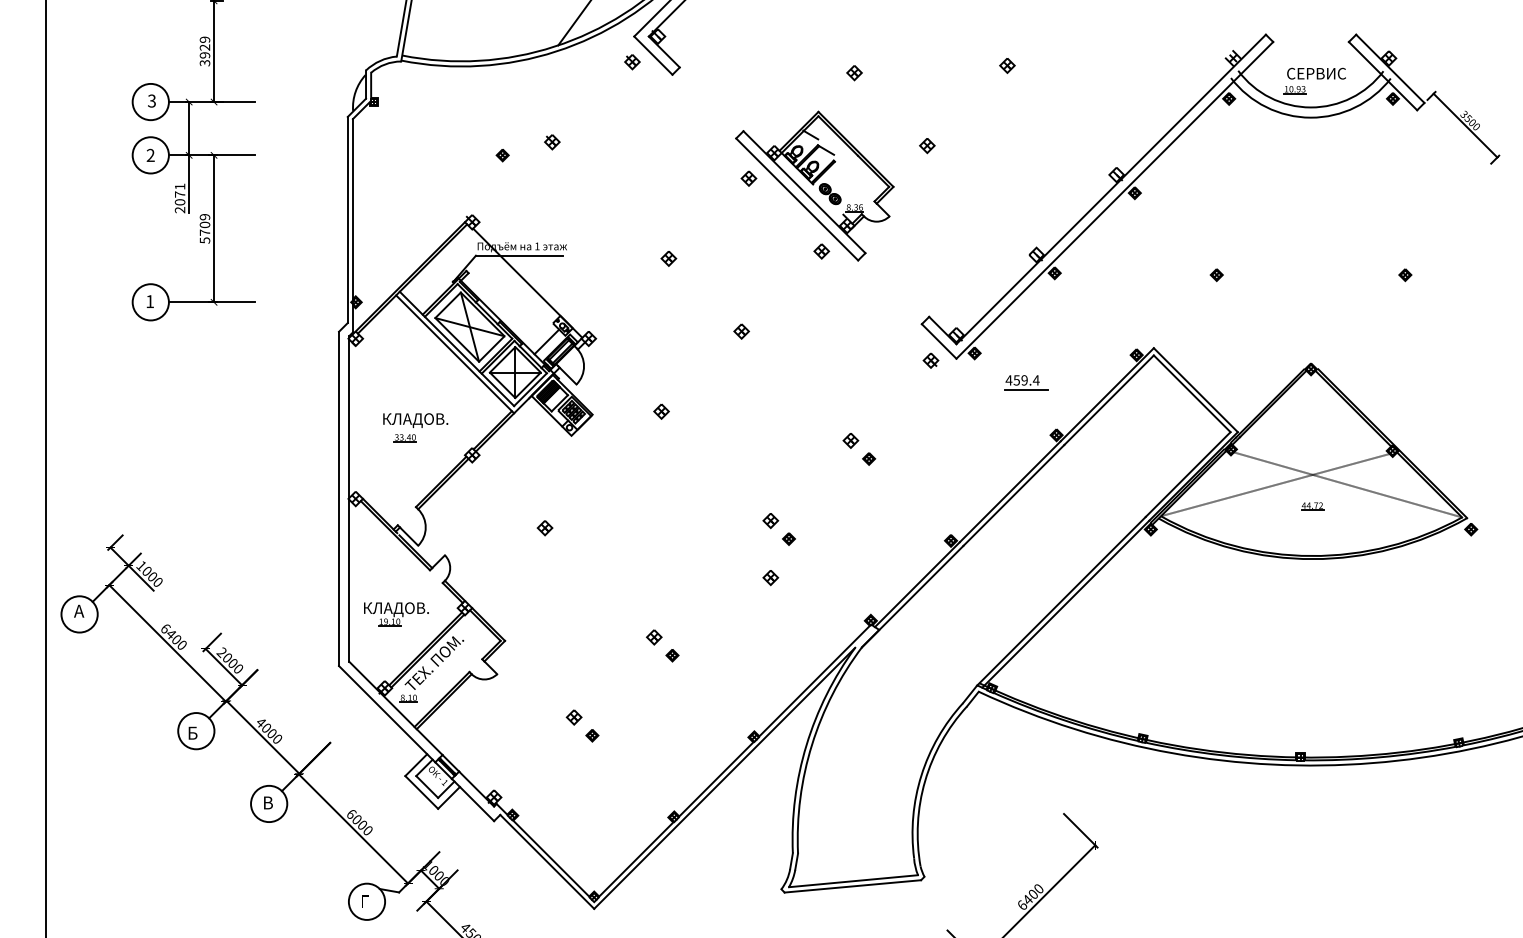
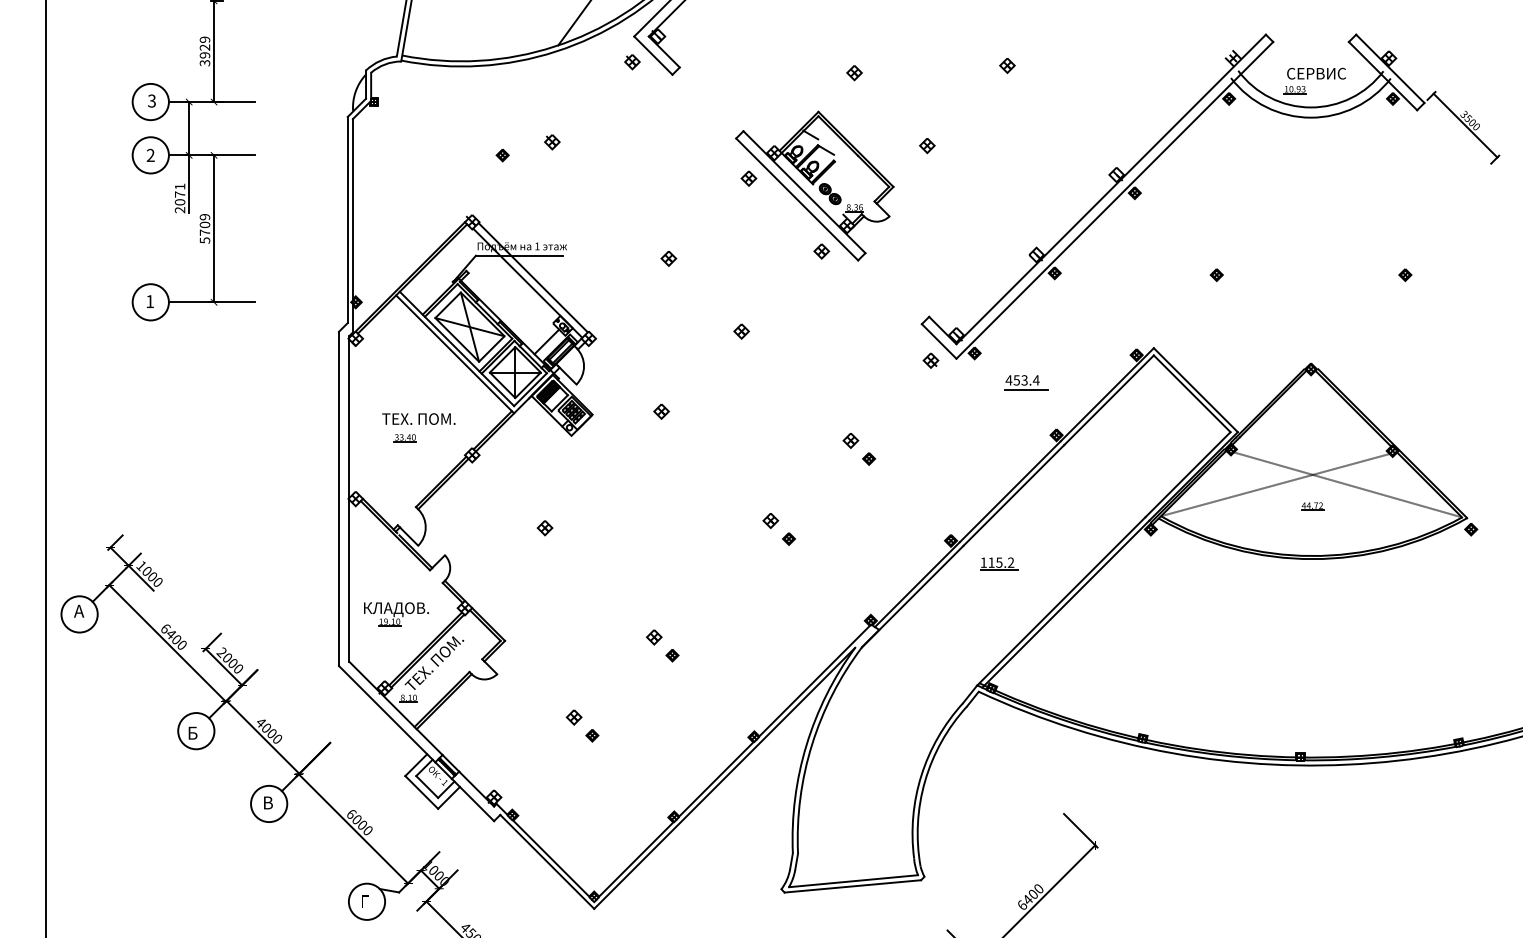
line: none -> present (532, 277)
text: 459.4 -> 453.4 (1024, 380)
text: КЛАДОВ. -> ТЕХ. ПОМ. (418, 420)
part: none -> present (999, 563)
part: present -> none (770, 578)
